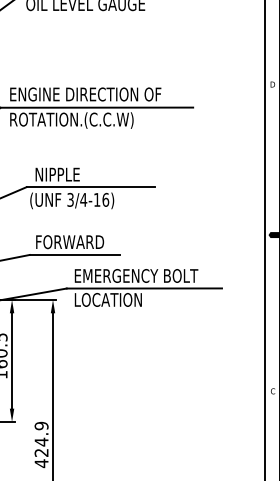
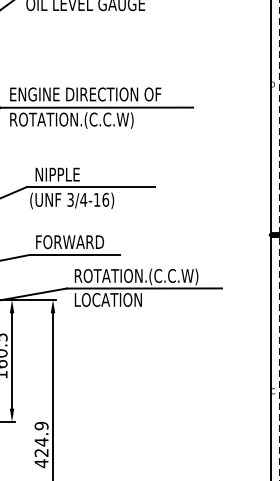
line position: (265, 239) -> (271, 239) (271, 239)
line: solid -> dashed (279, 240)
text: EMERGENCY BOLT -> ROTATION.(C.C.W) (137, 276)
